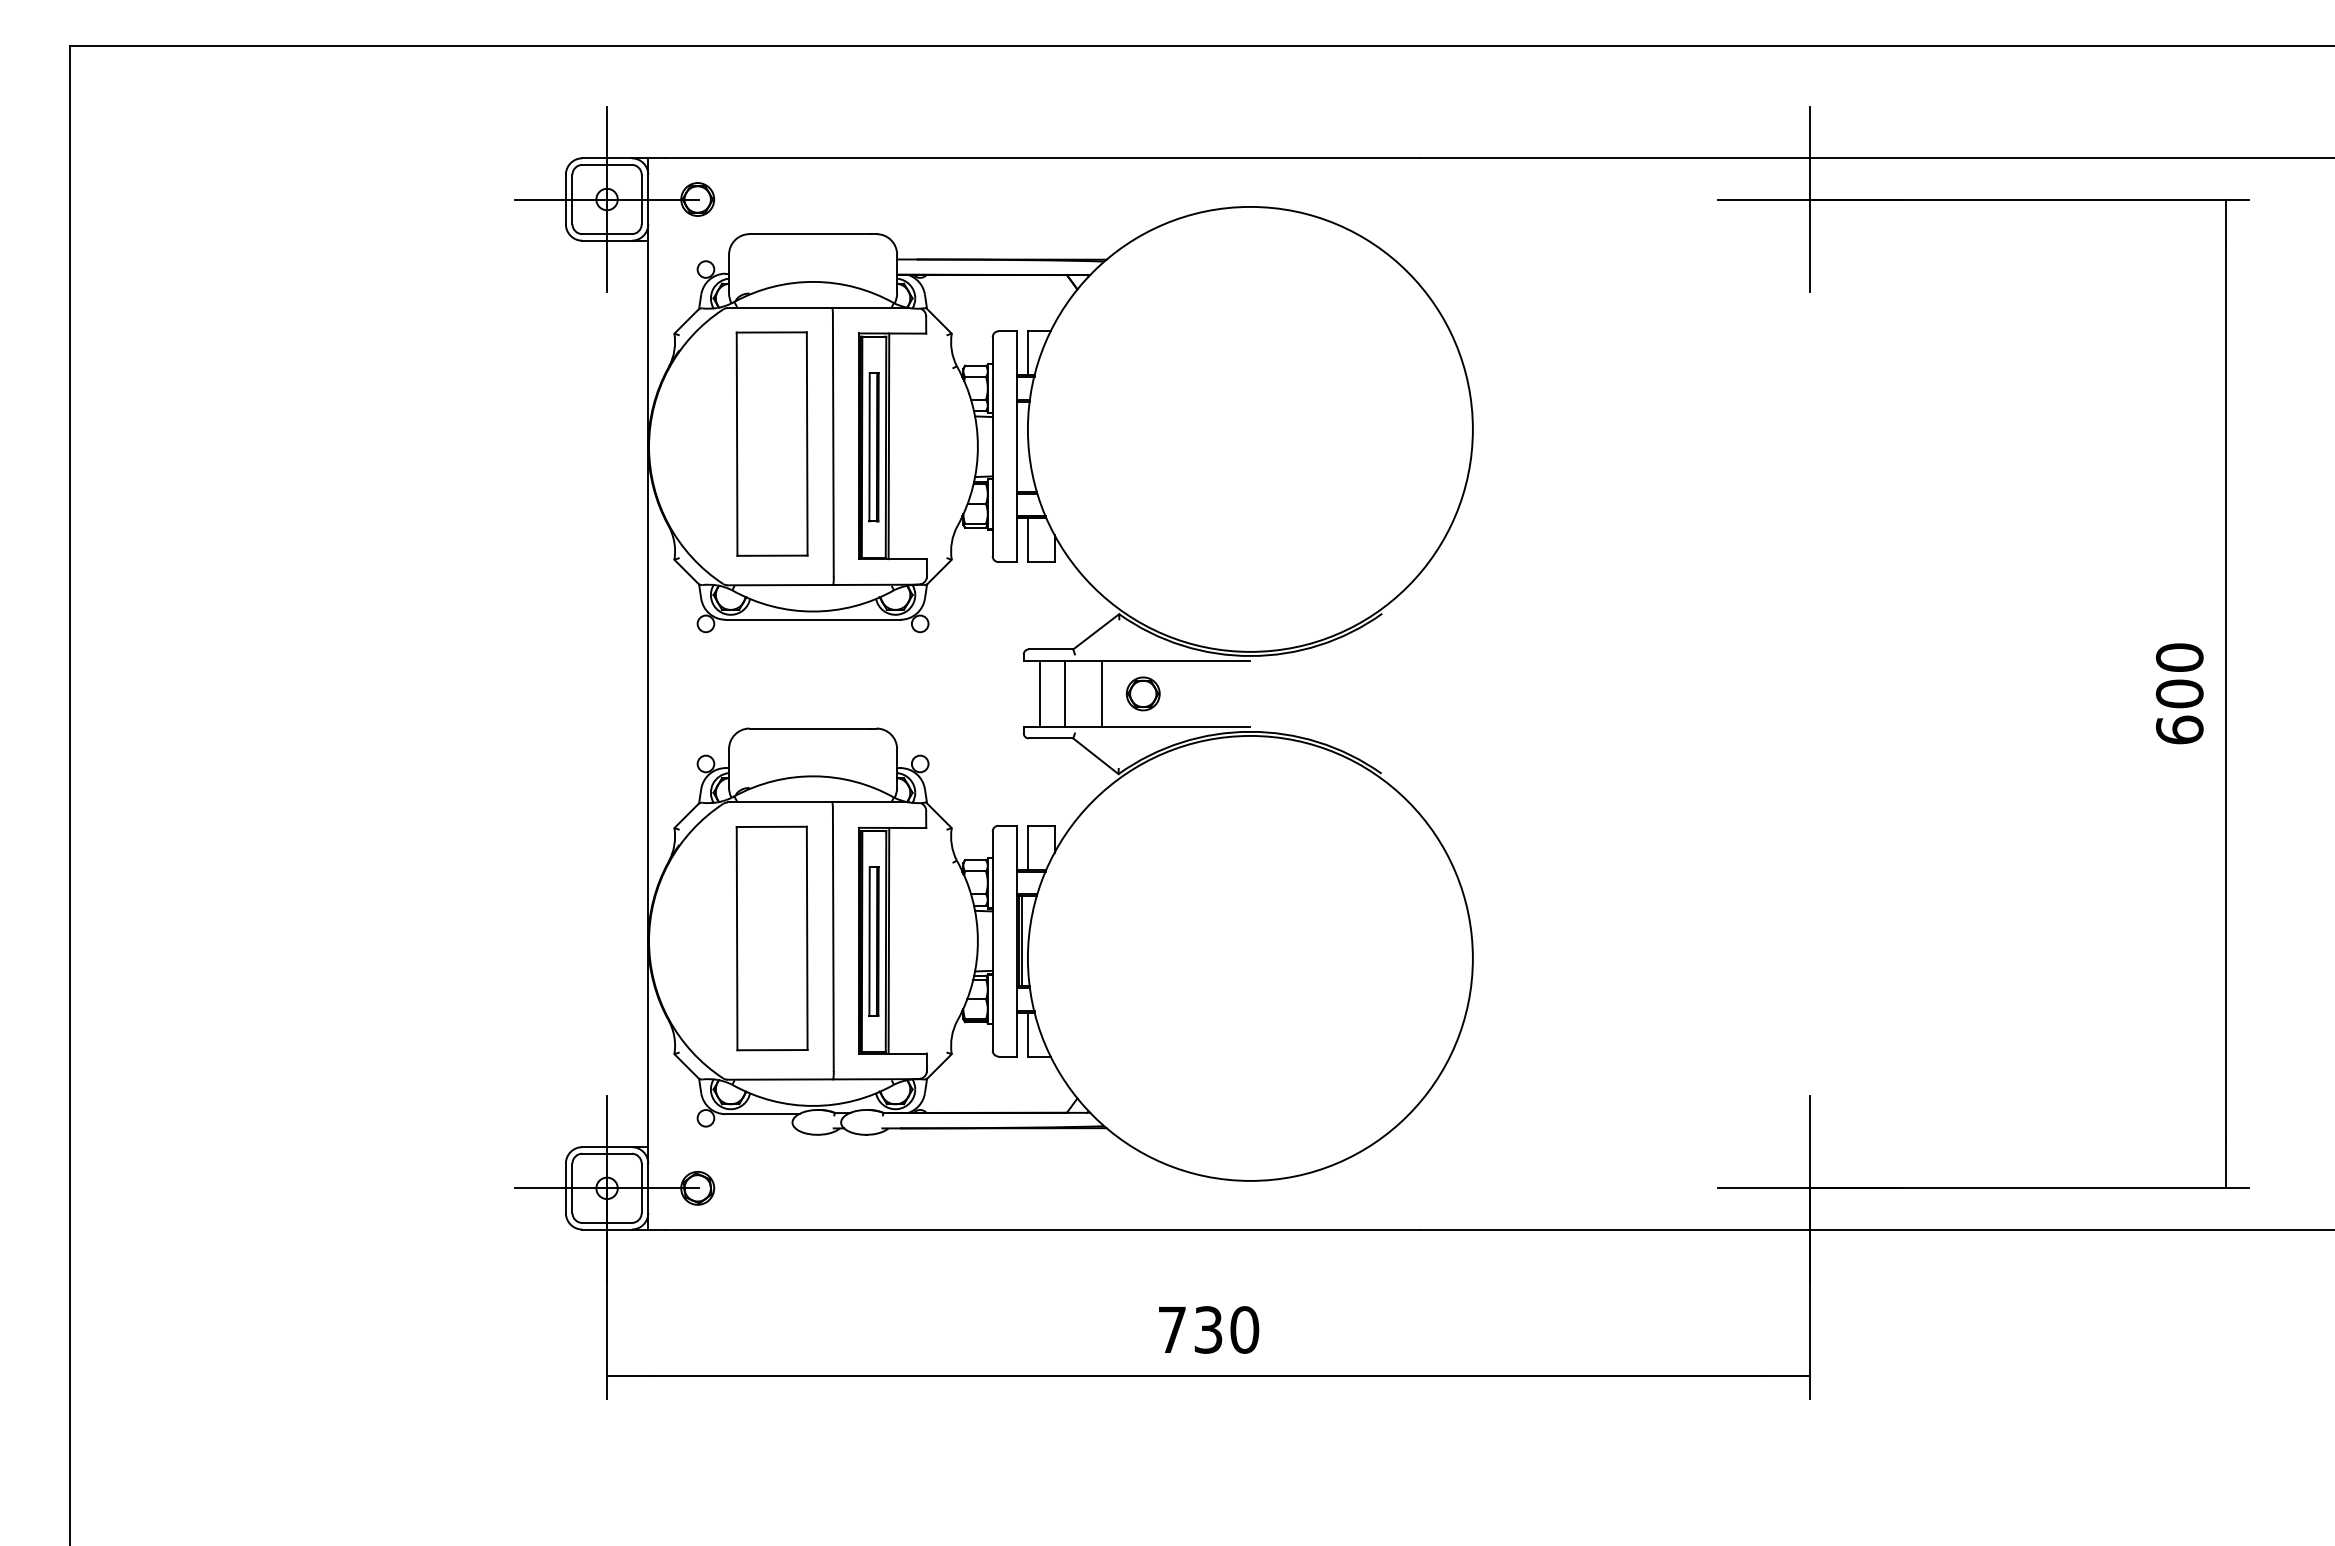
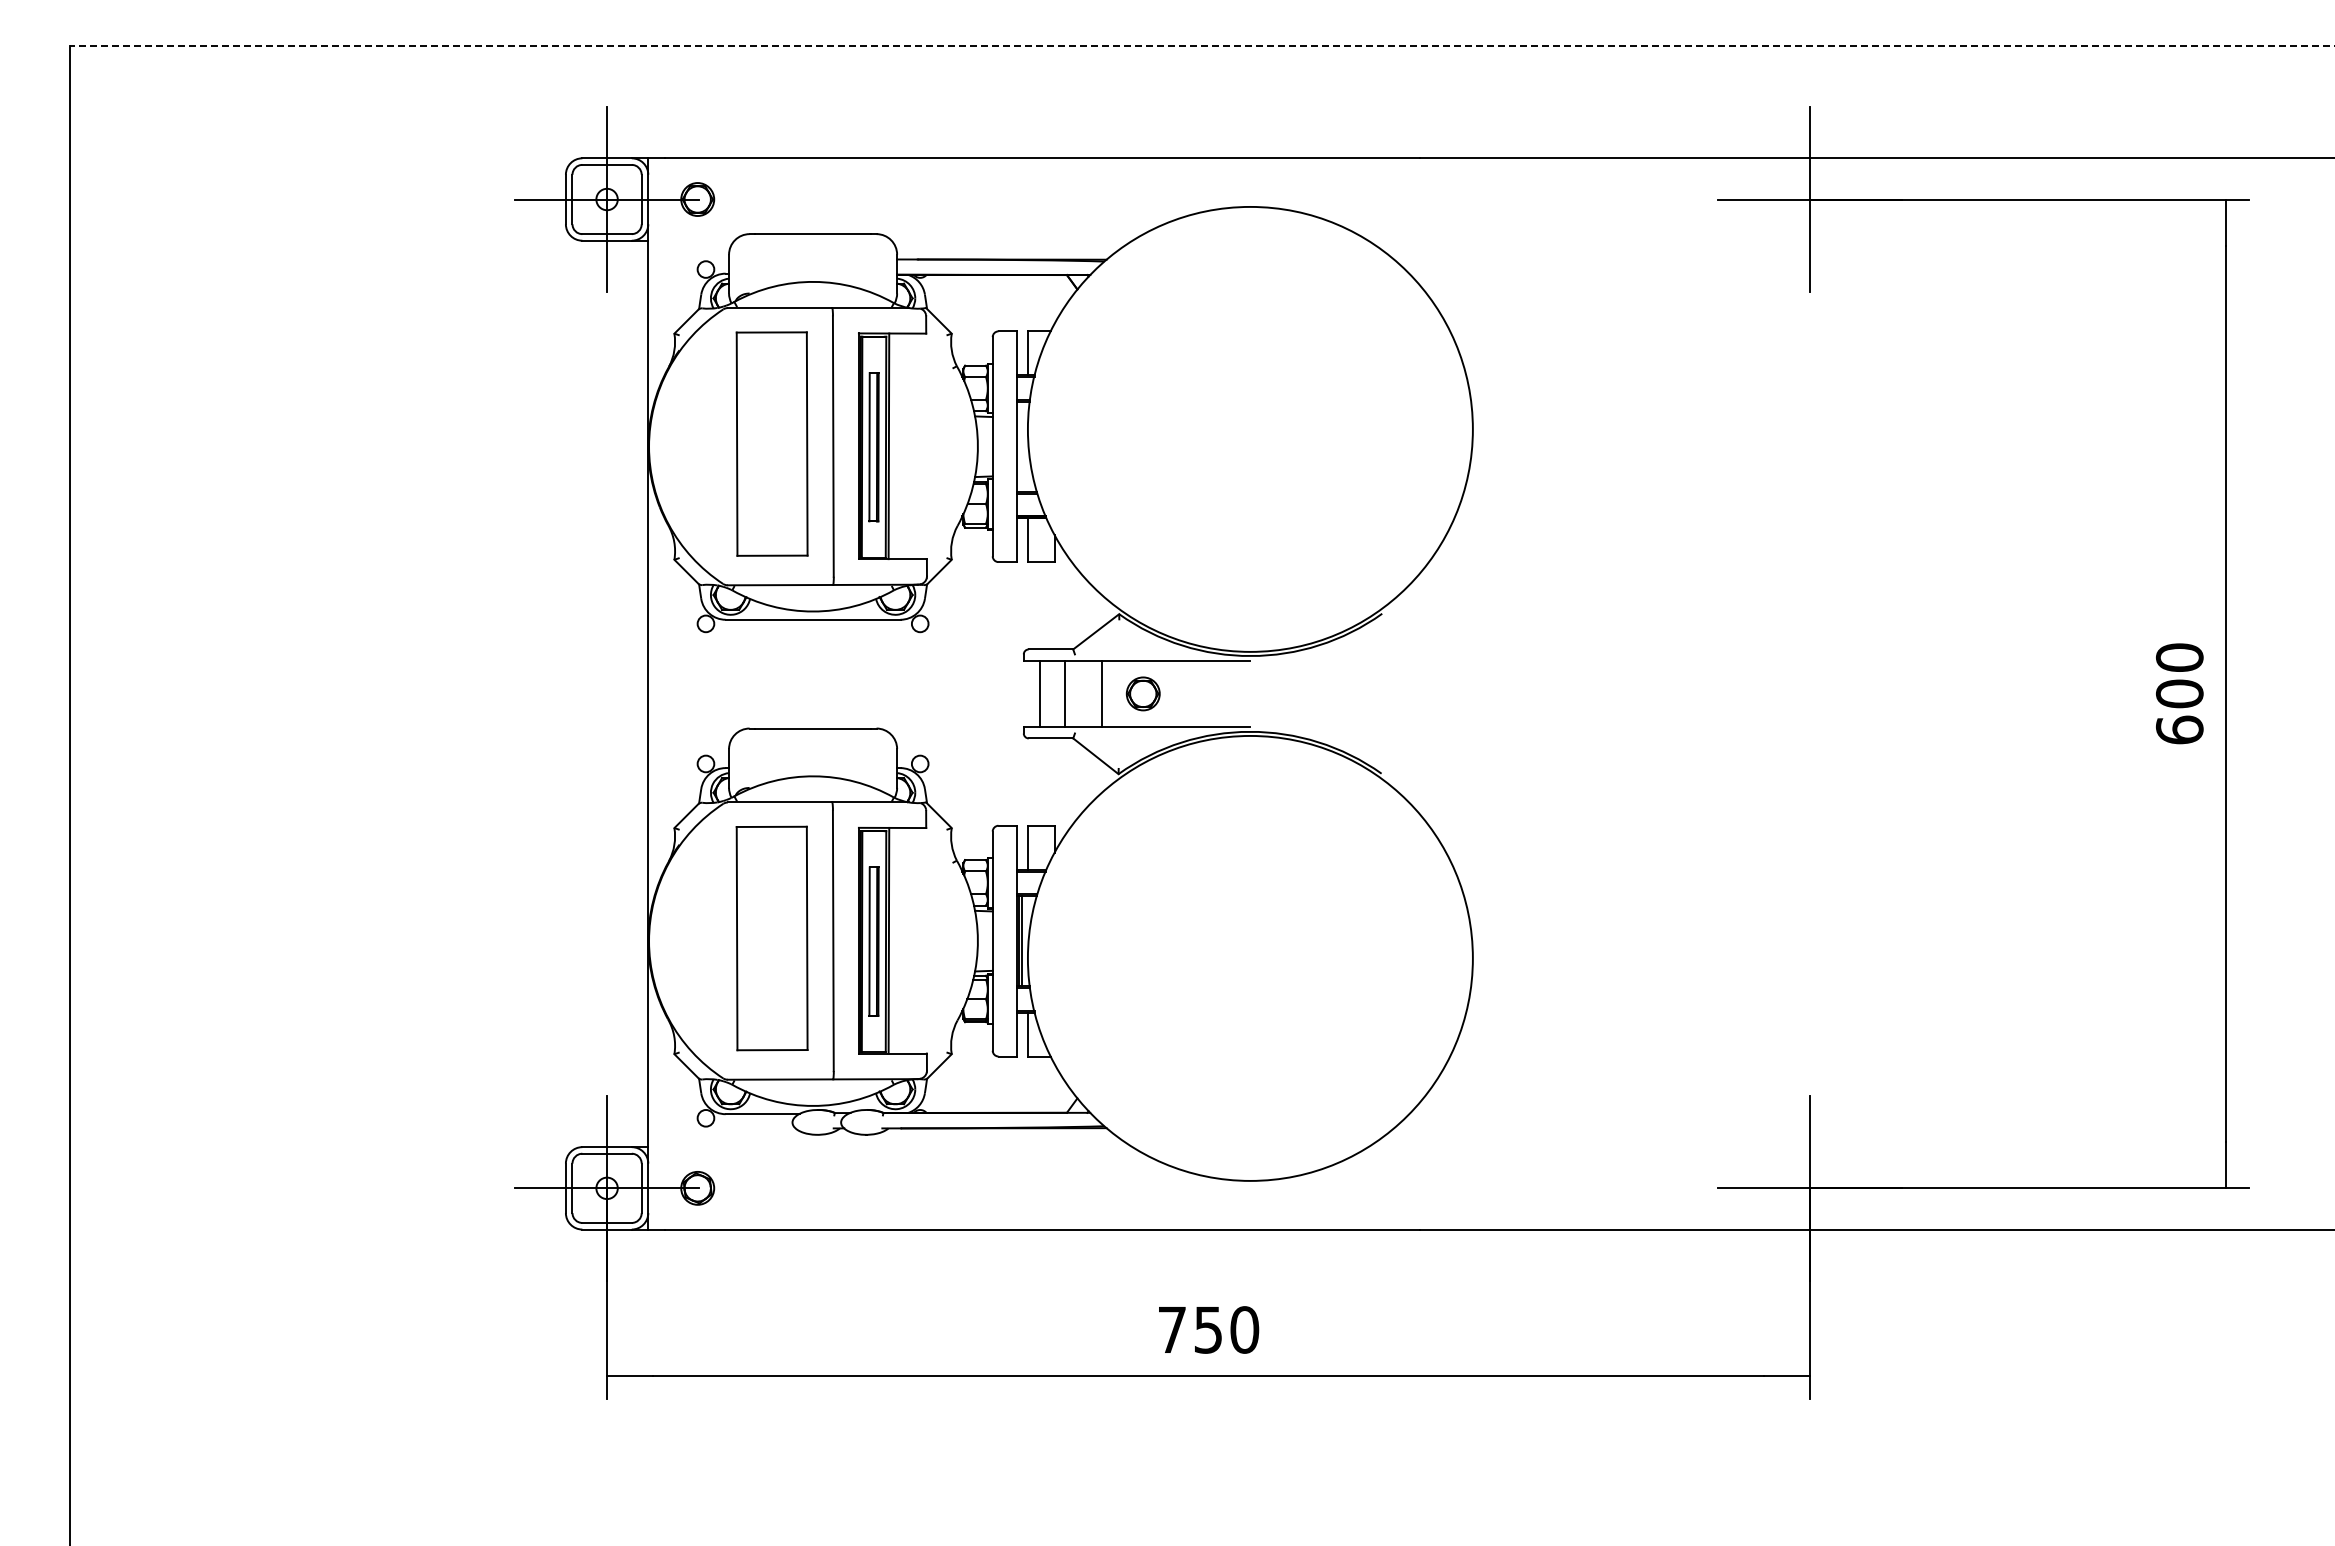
line: solid -> dashed (1201, 46)
text: 730 -> 750 (1208, 1329)
